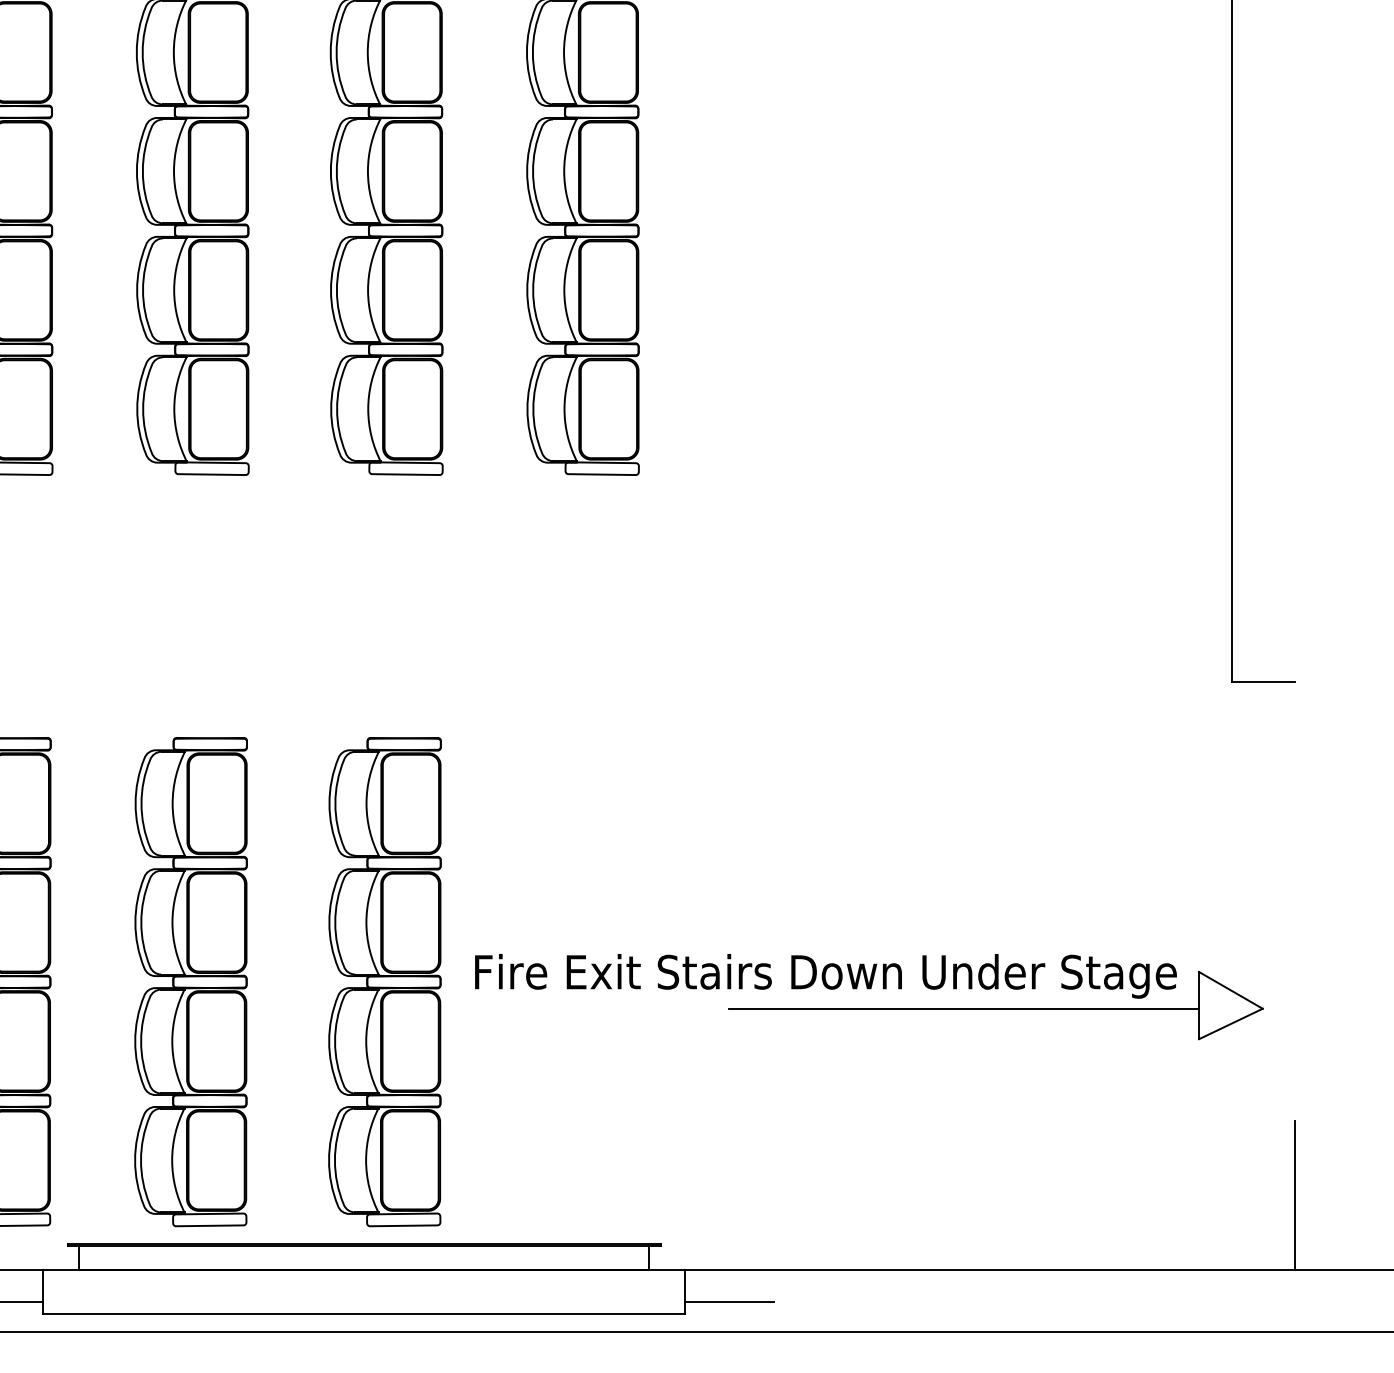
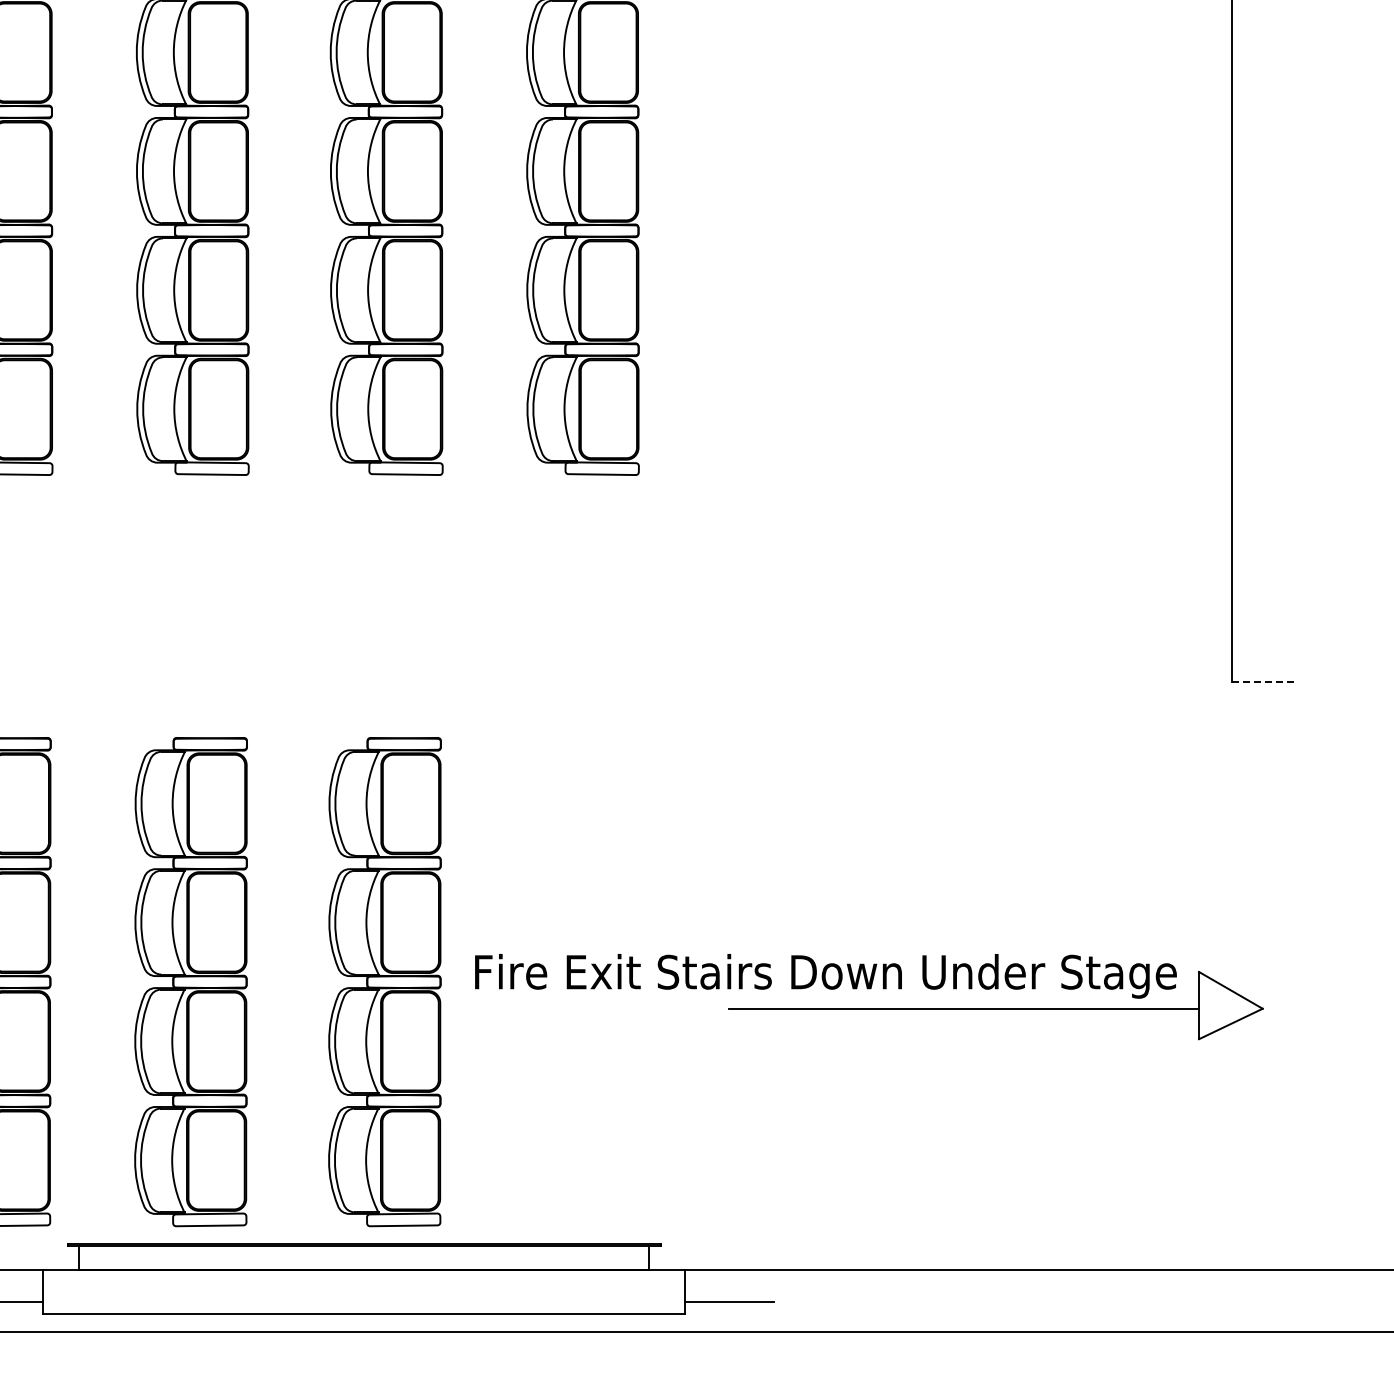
line: solid -> dashed (1264, 682)
line: present -> none (1294, 1194)
